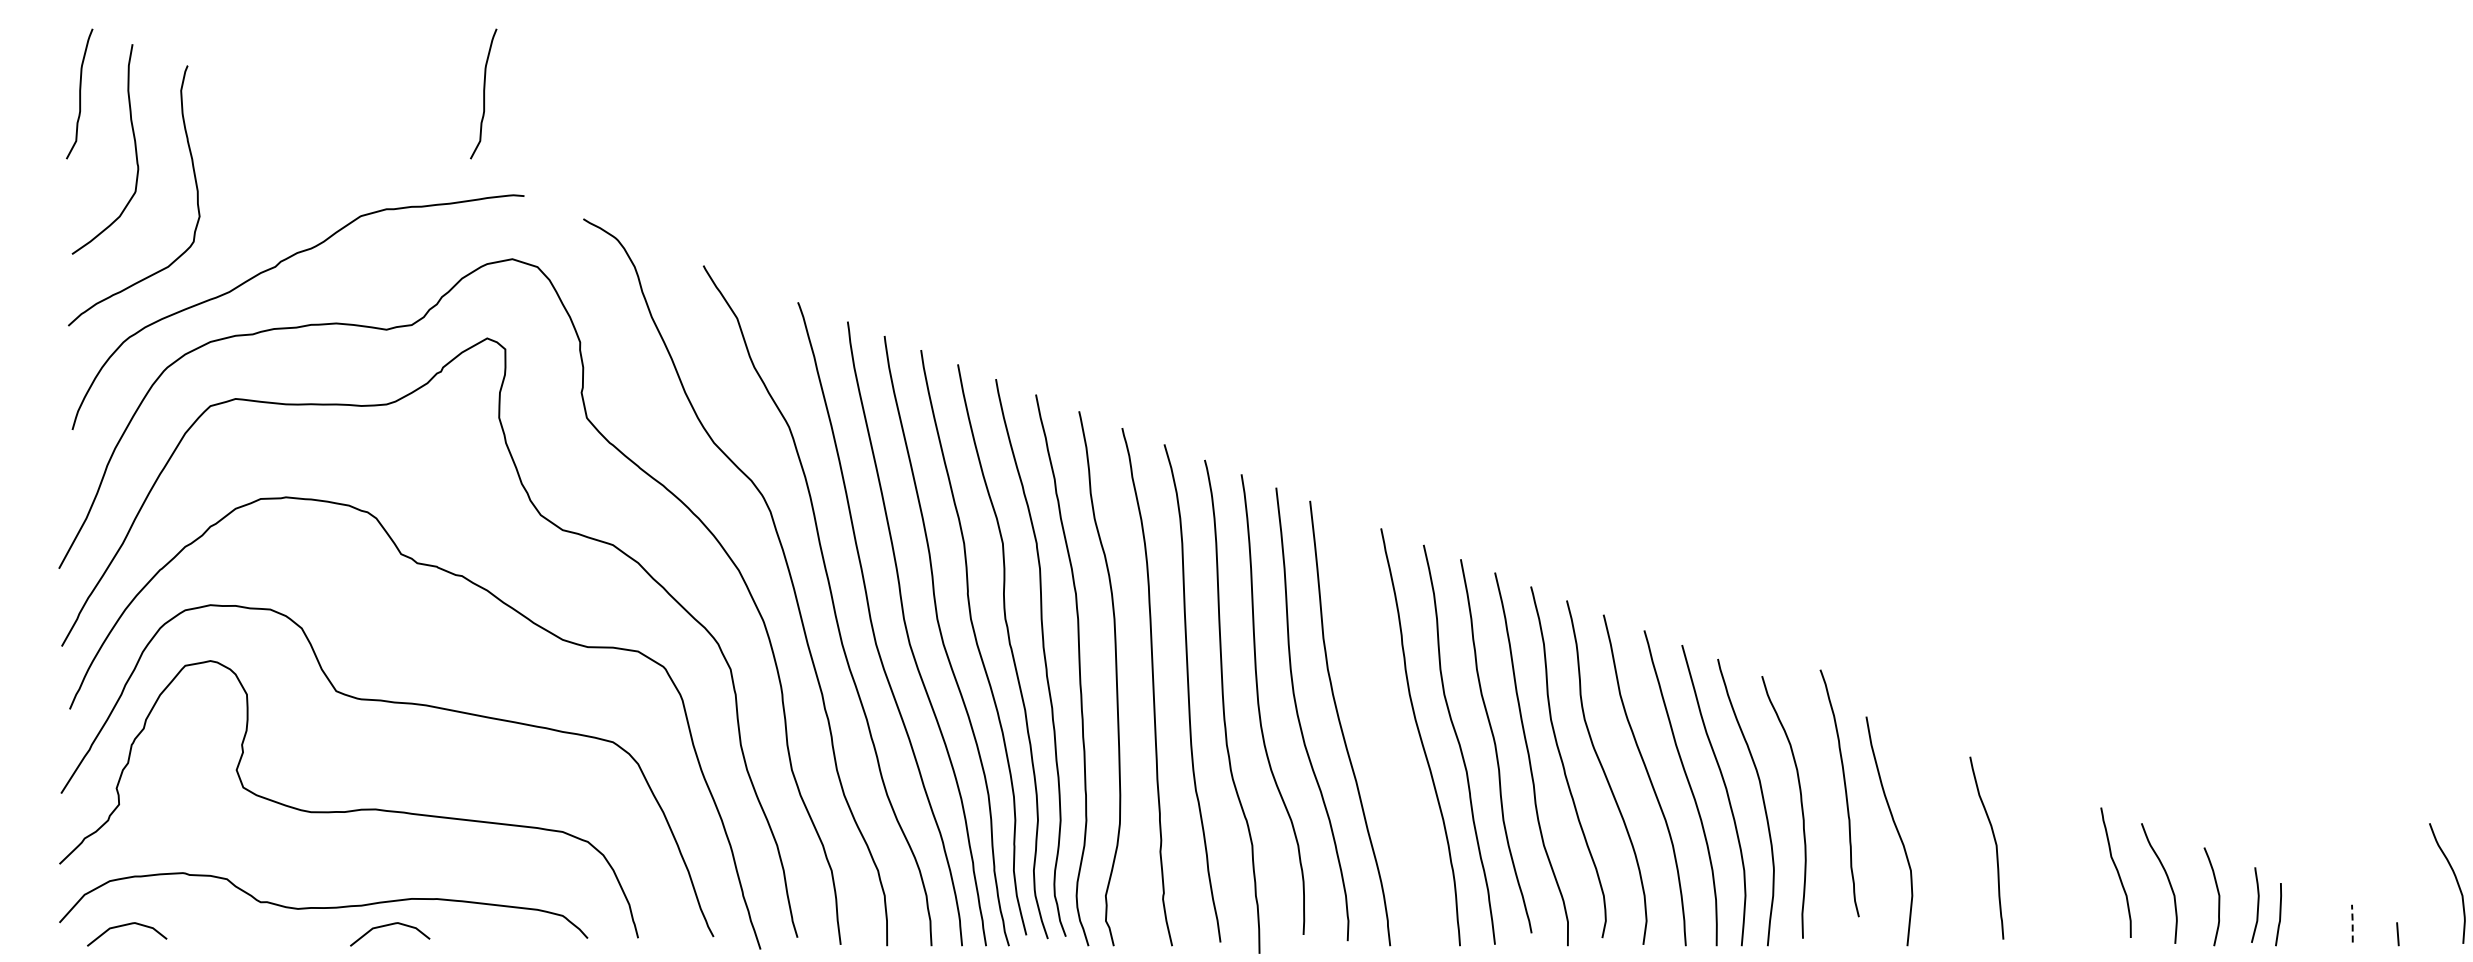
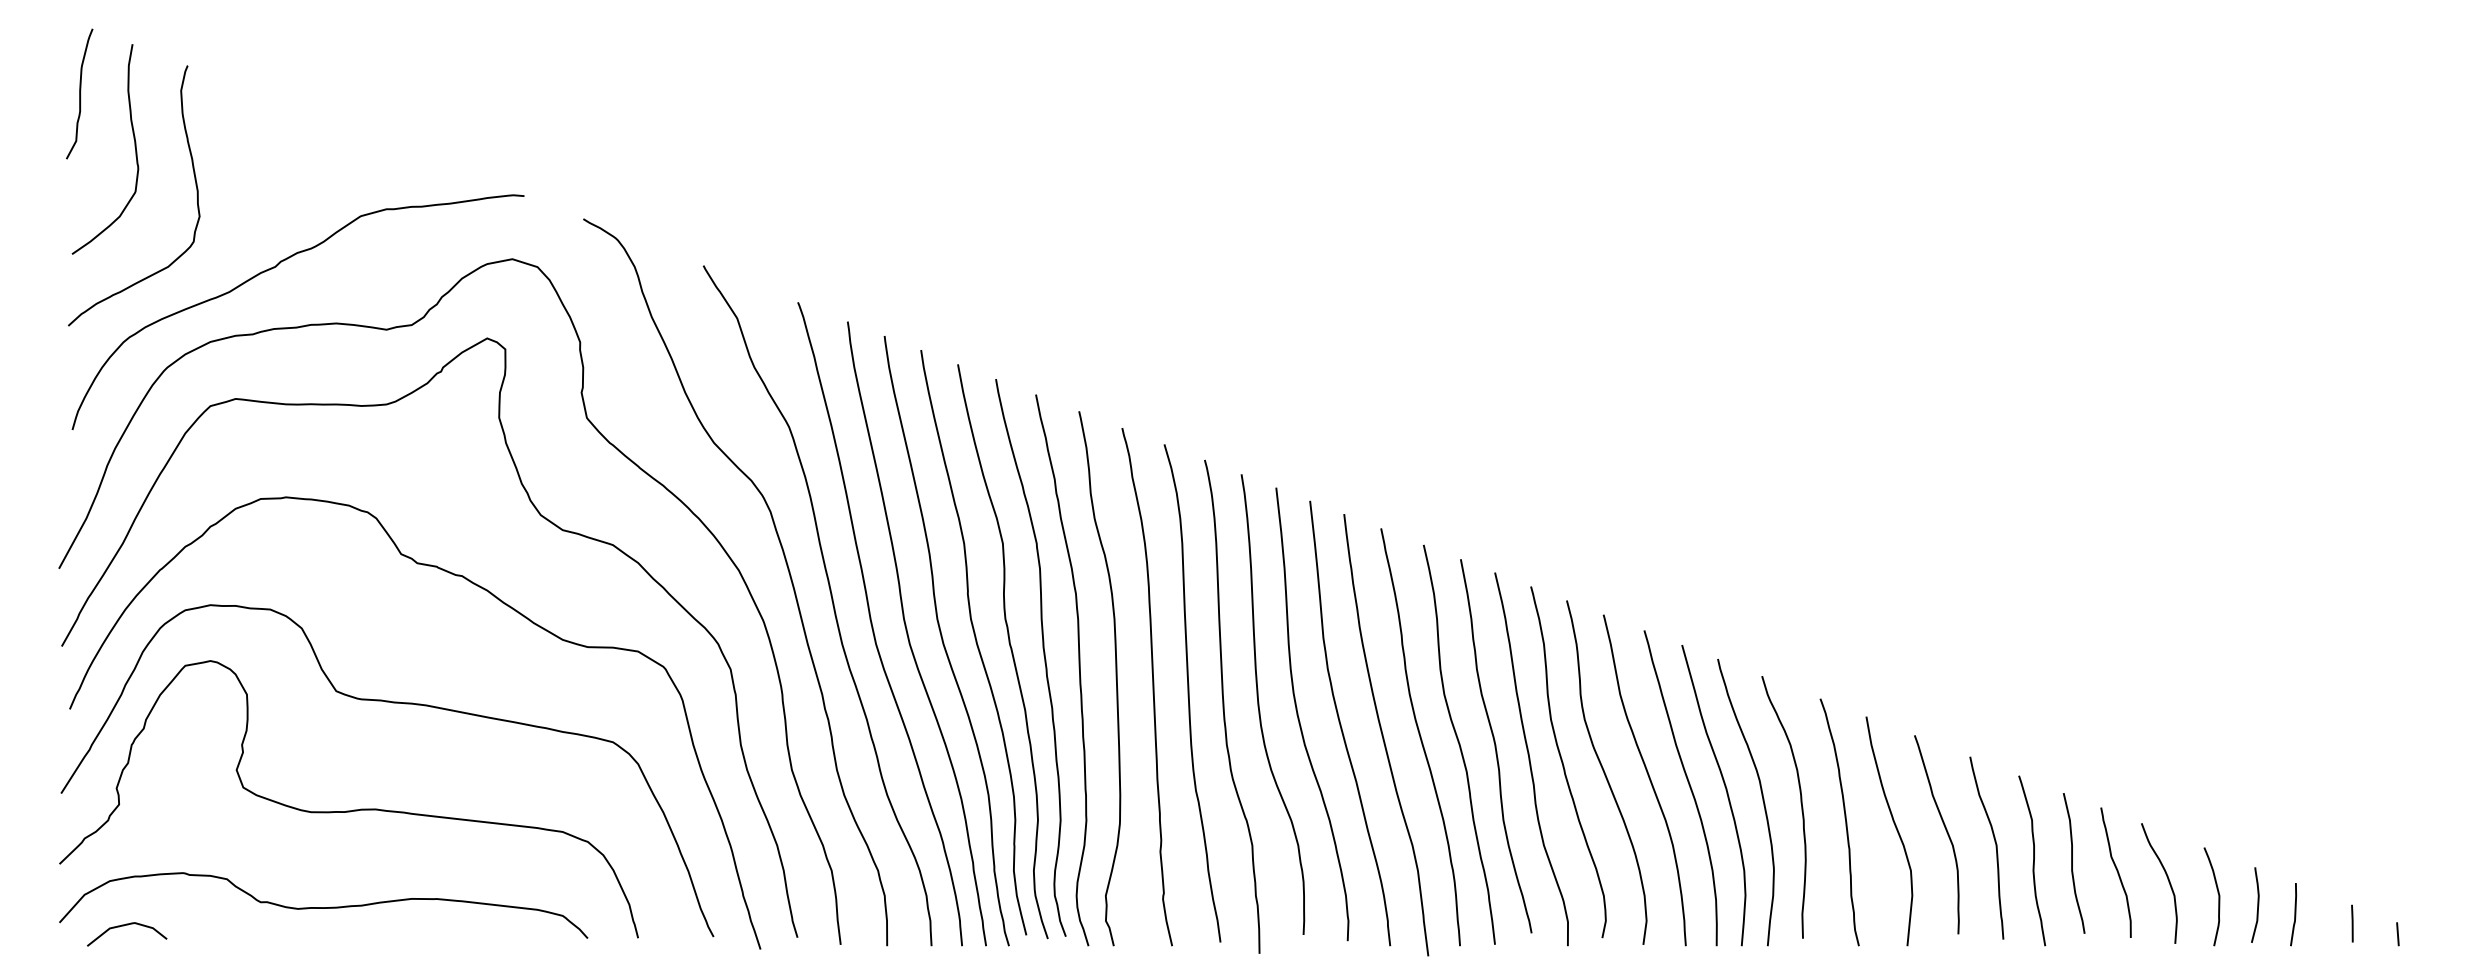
curve: present -> none (483, 93)
curve: none -> present (1383, 735)
curve position: (1845, 793) -> (1845, 822) (1845, 822)
curve: none -> present (1945, 830)
curve: none -> present (2033, 860)
curve: none -> present (2072, 863)
curve: present -> none (2455, 879)
line position: (2279, 914) -> (2294, 914) (2294, 914)
line: dashed -> solid (2352, 922)
curve: present -> none (387, 926)
